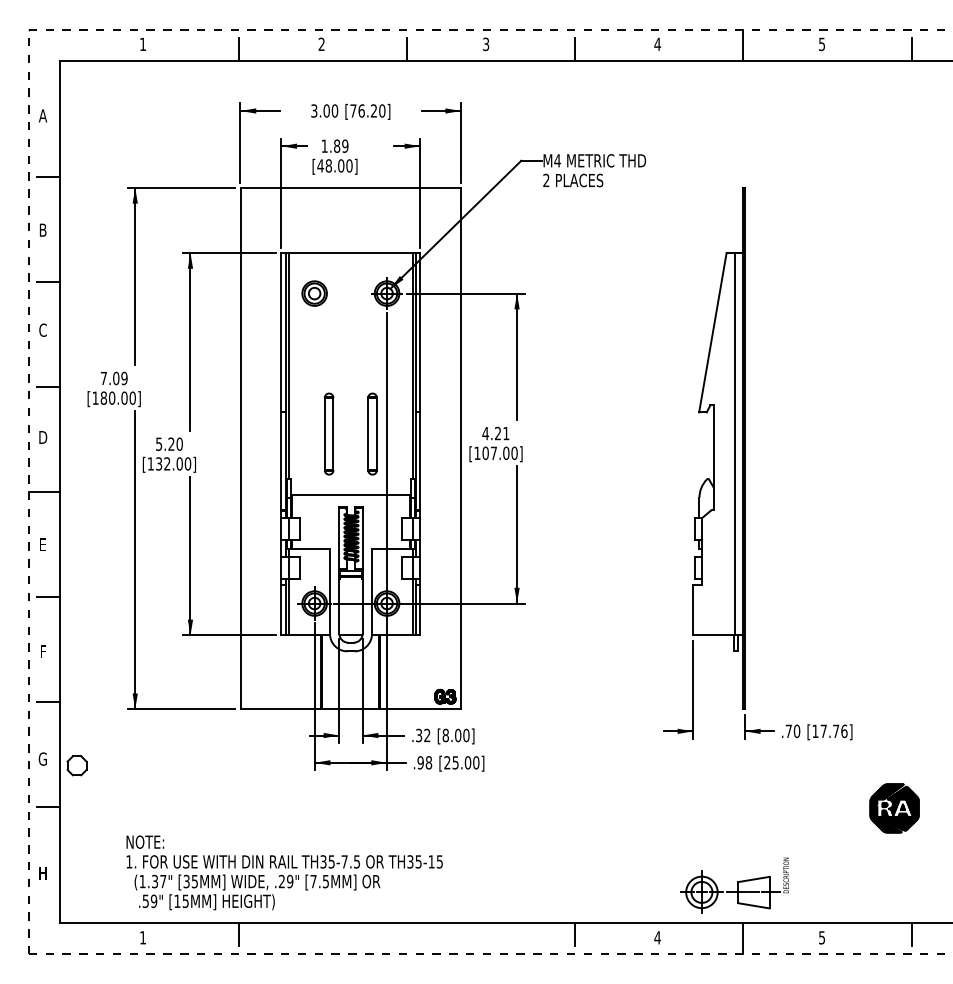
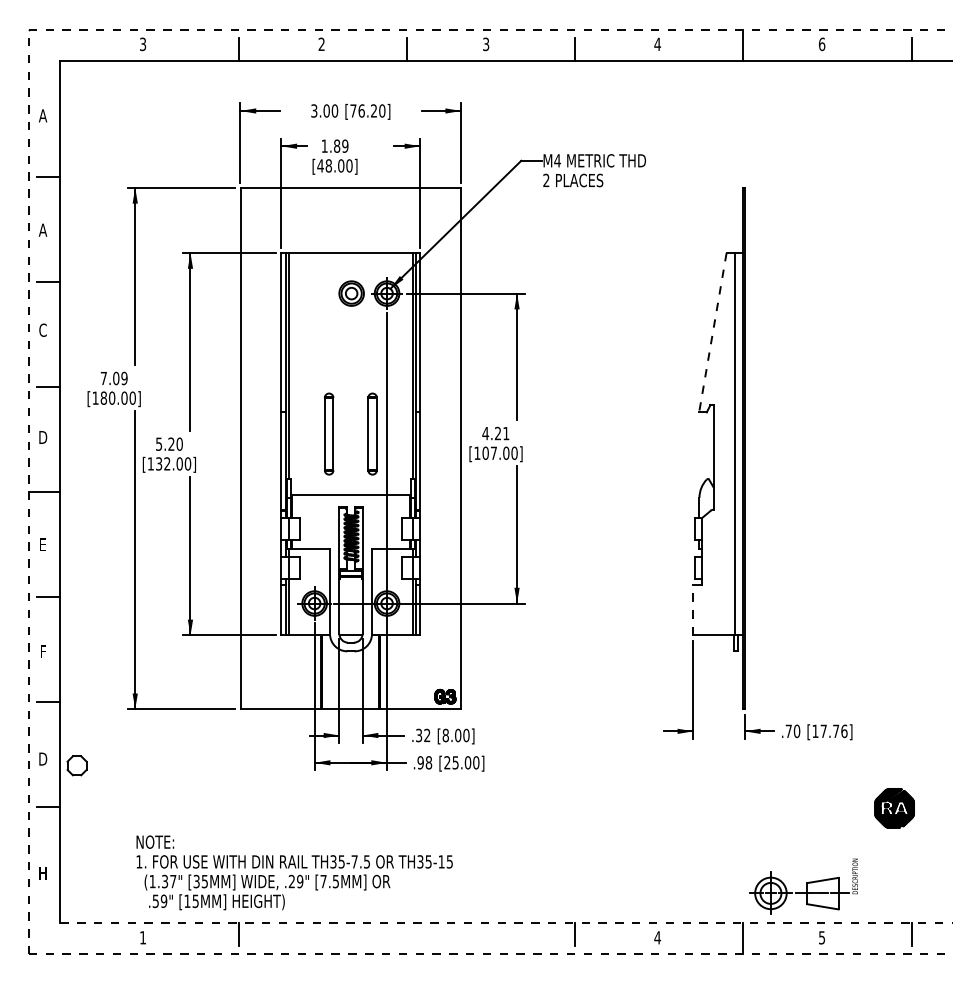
text: 1 -> 3 (143, 44)
text: 5 -> 6 (822, 44)
text: B -> A (42, 229)
part position: (314, 293) -> (351, 293) (351, 293)
line: solid -> dashed (712, 332)
line: solid -> dashed (693, 609)
text: G -> D (42, 758)
part size: 51x51 px -> 41x41 px (894, 808)
text position: (284, 872) -> (294, 872) (294, 872)
part position: (734, 885) -> (803, 886) (803, 886)
line: solid -> dashed (507, 922)
